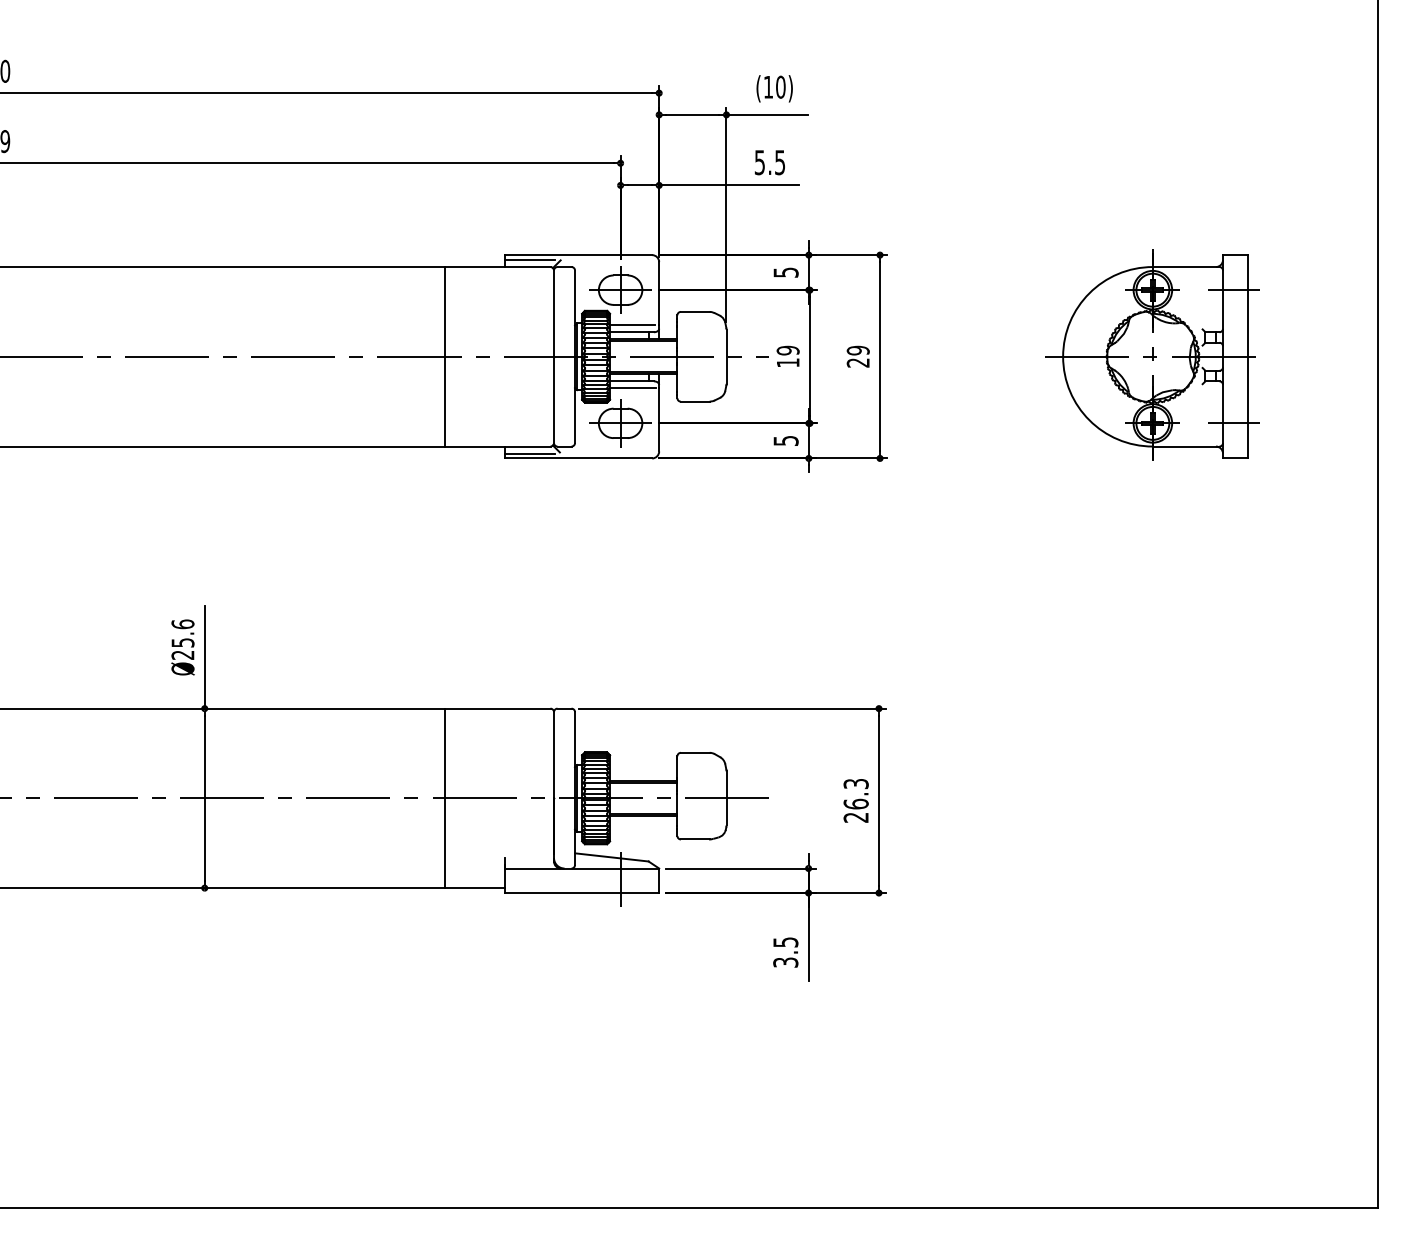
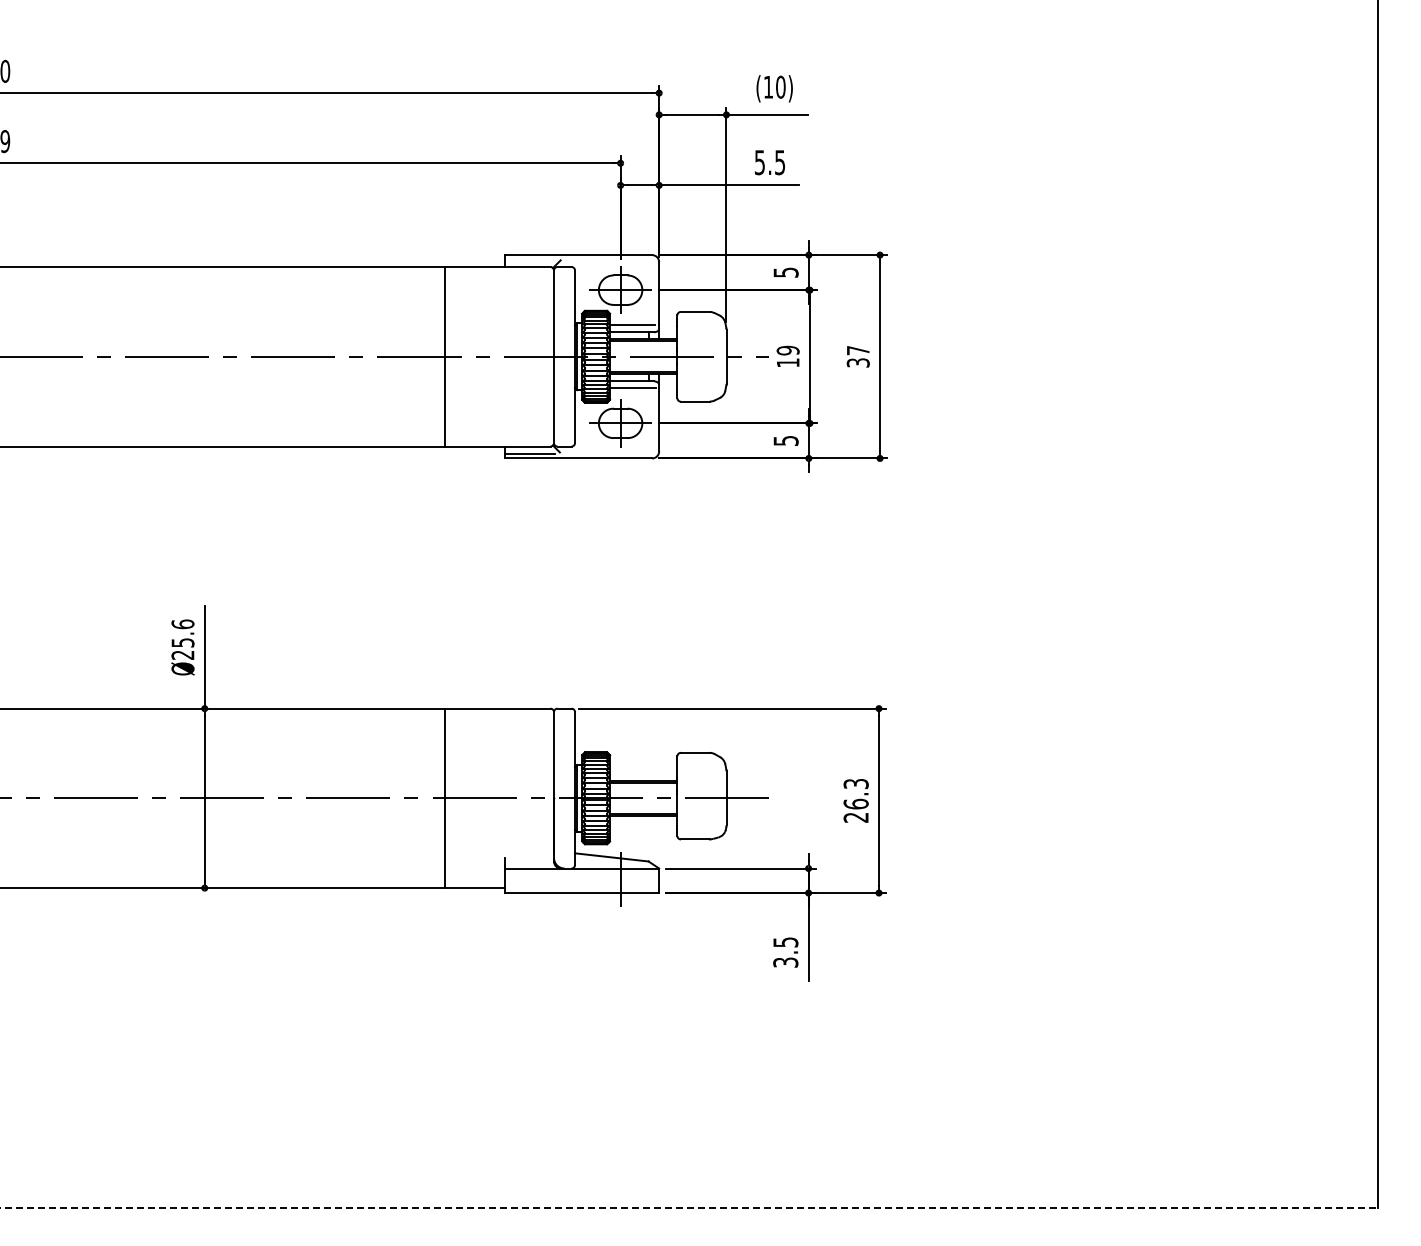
line: present -> none (529, 259)
part: present -> none (1152, 354)
text: 29 -> 37 (857, 356)
line: solid -> dashed (689, 1208)
